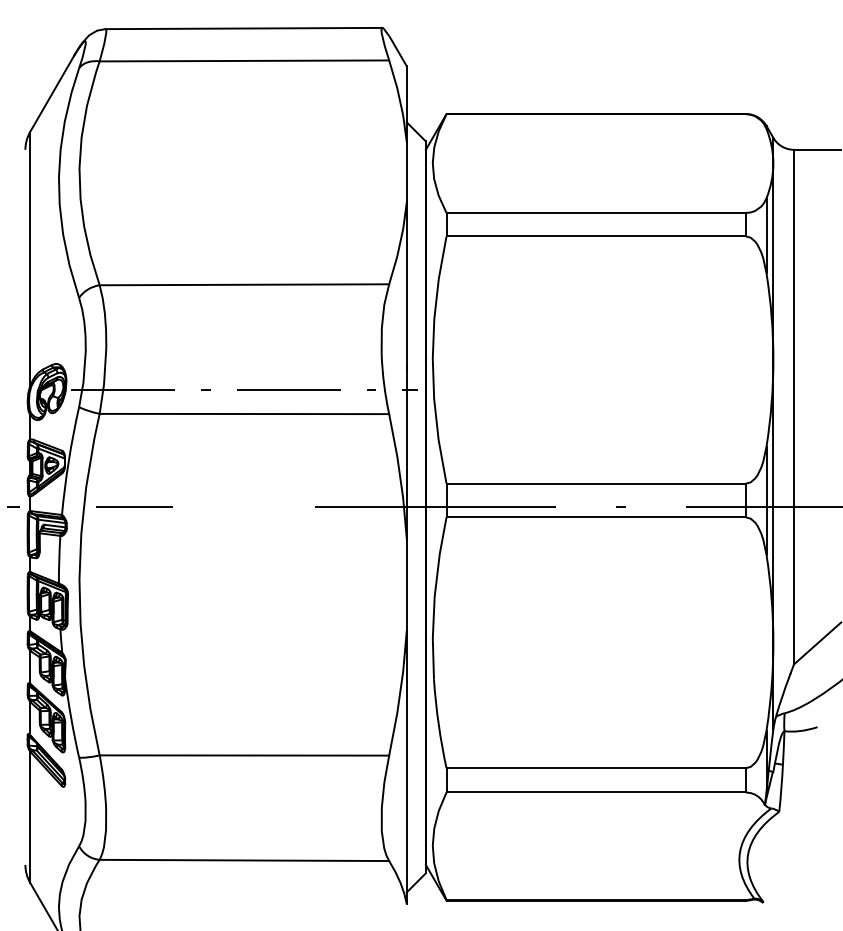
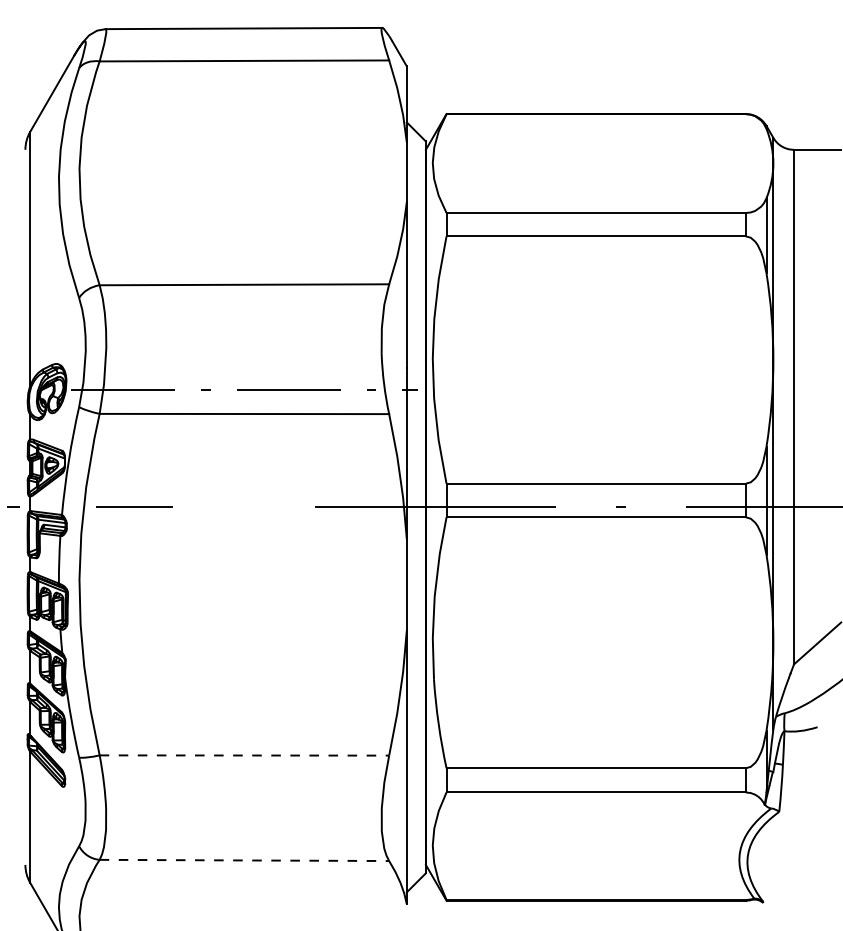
line: solid -> dashed (244, 755)
line: solid -> dashed (244, 860)
